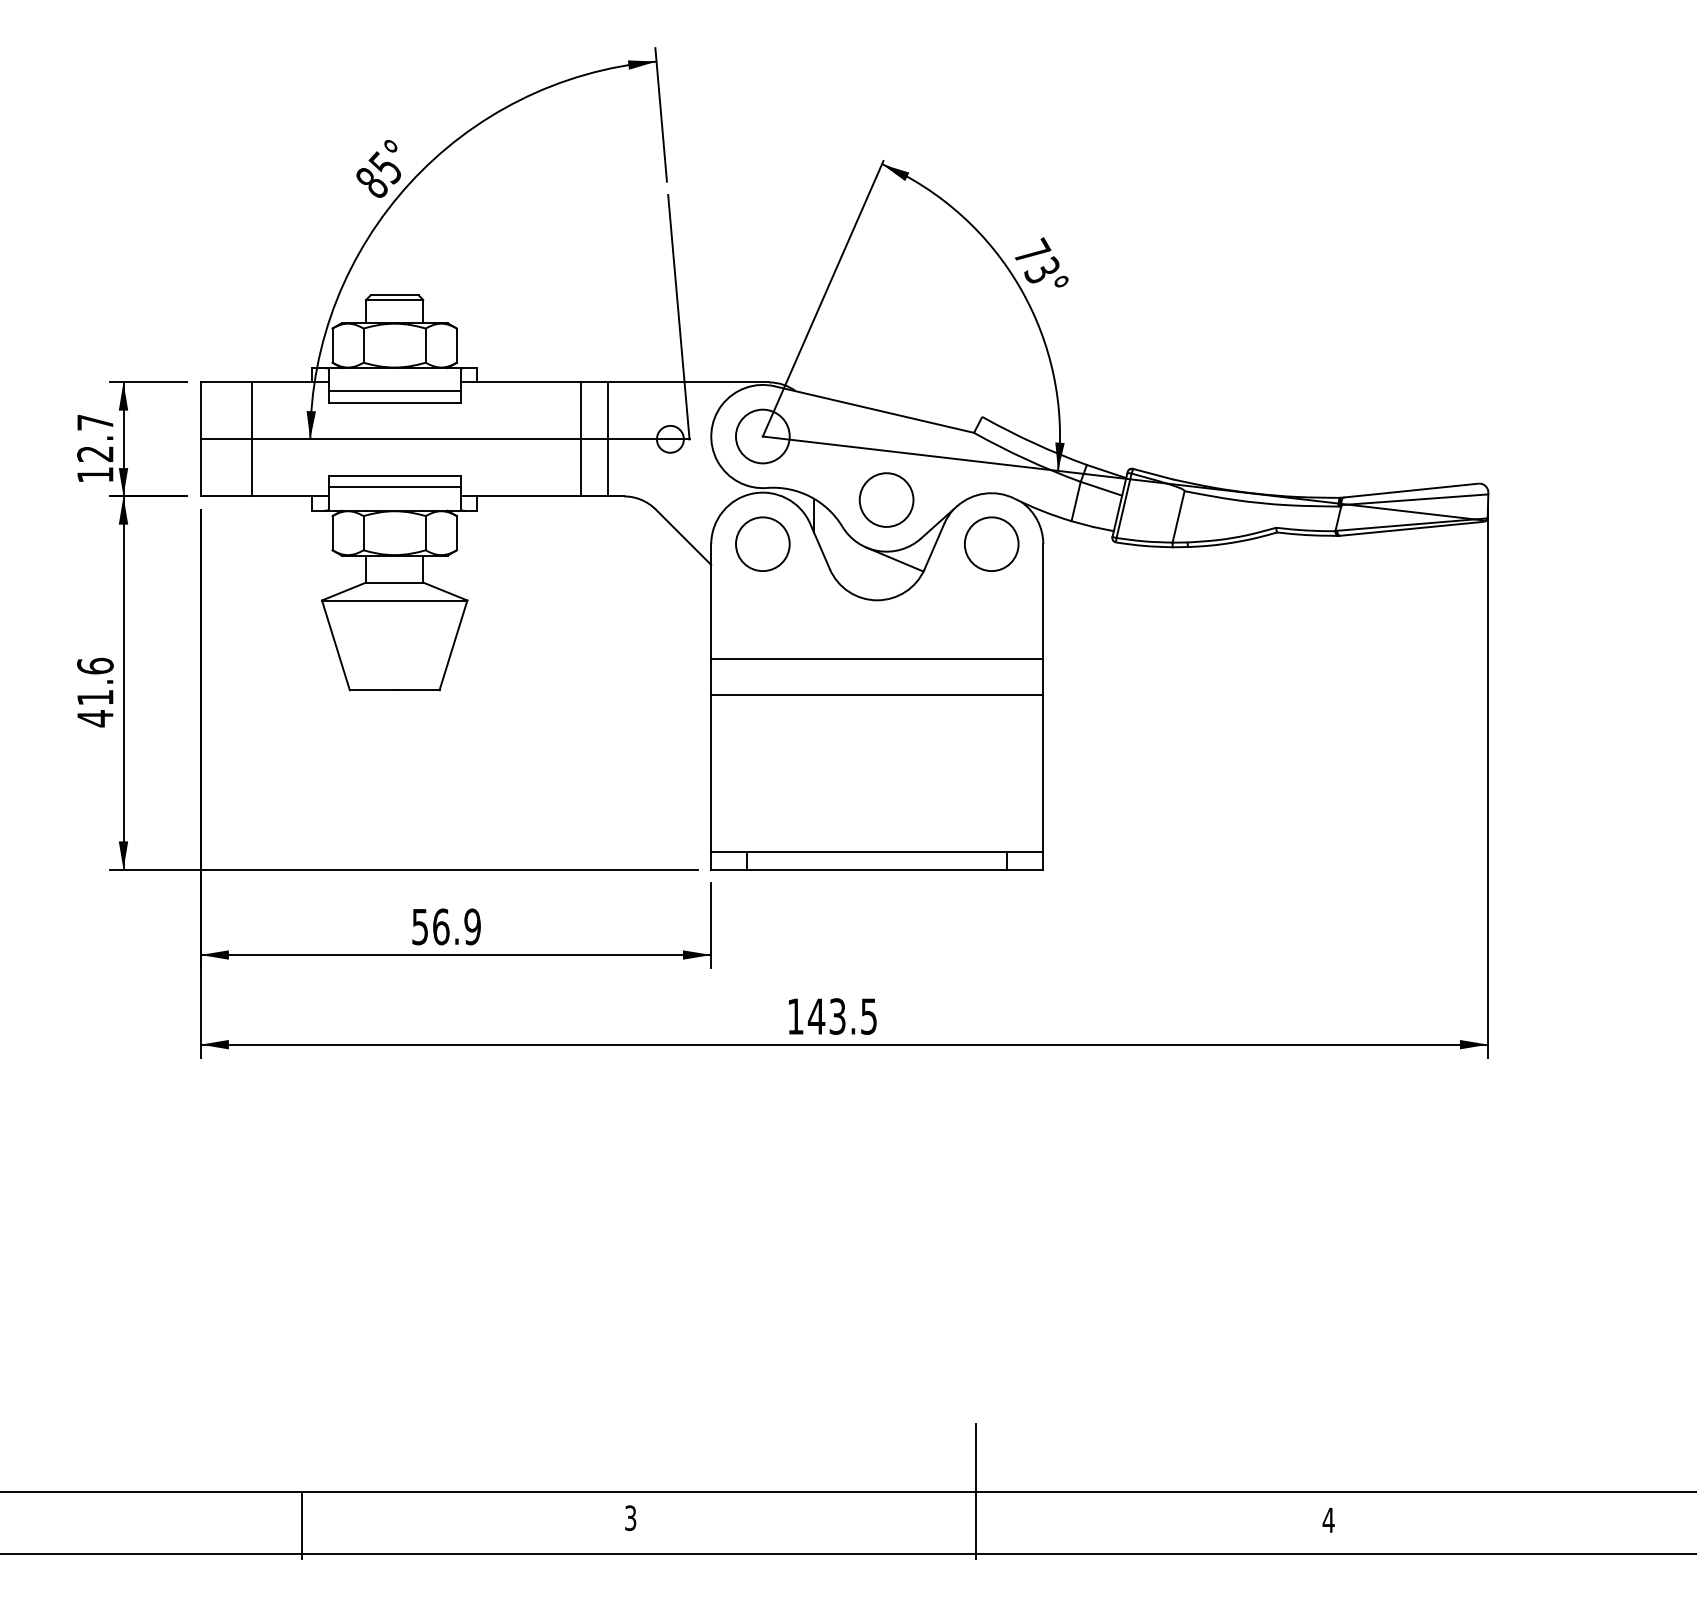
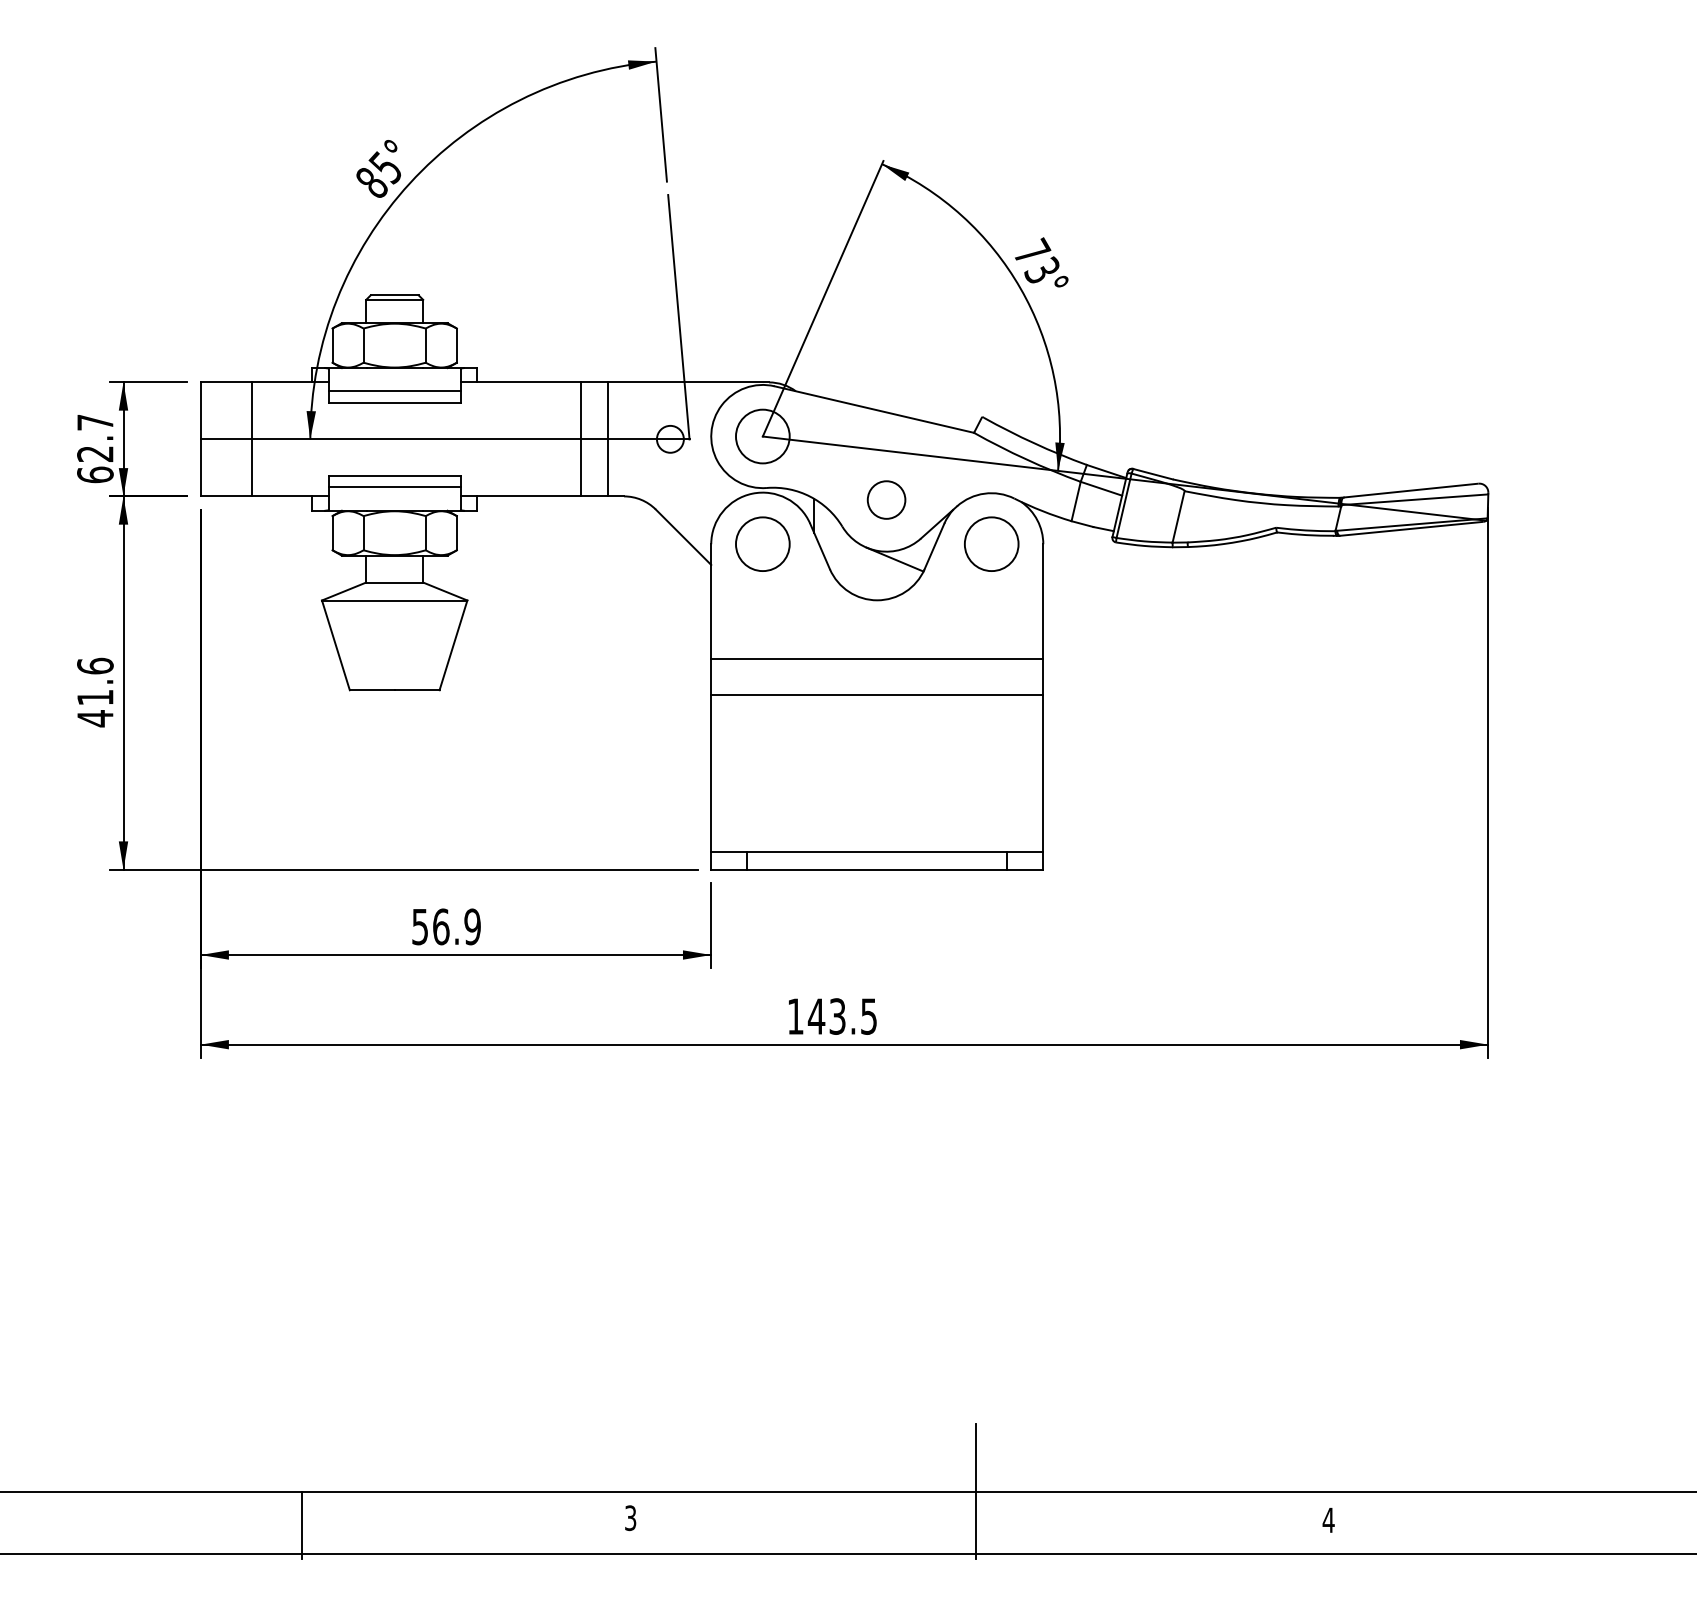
text: 12.7 -> 62.7 (95, 474)
circle size: 57x56 px -> 41x40 px (886, 499)
